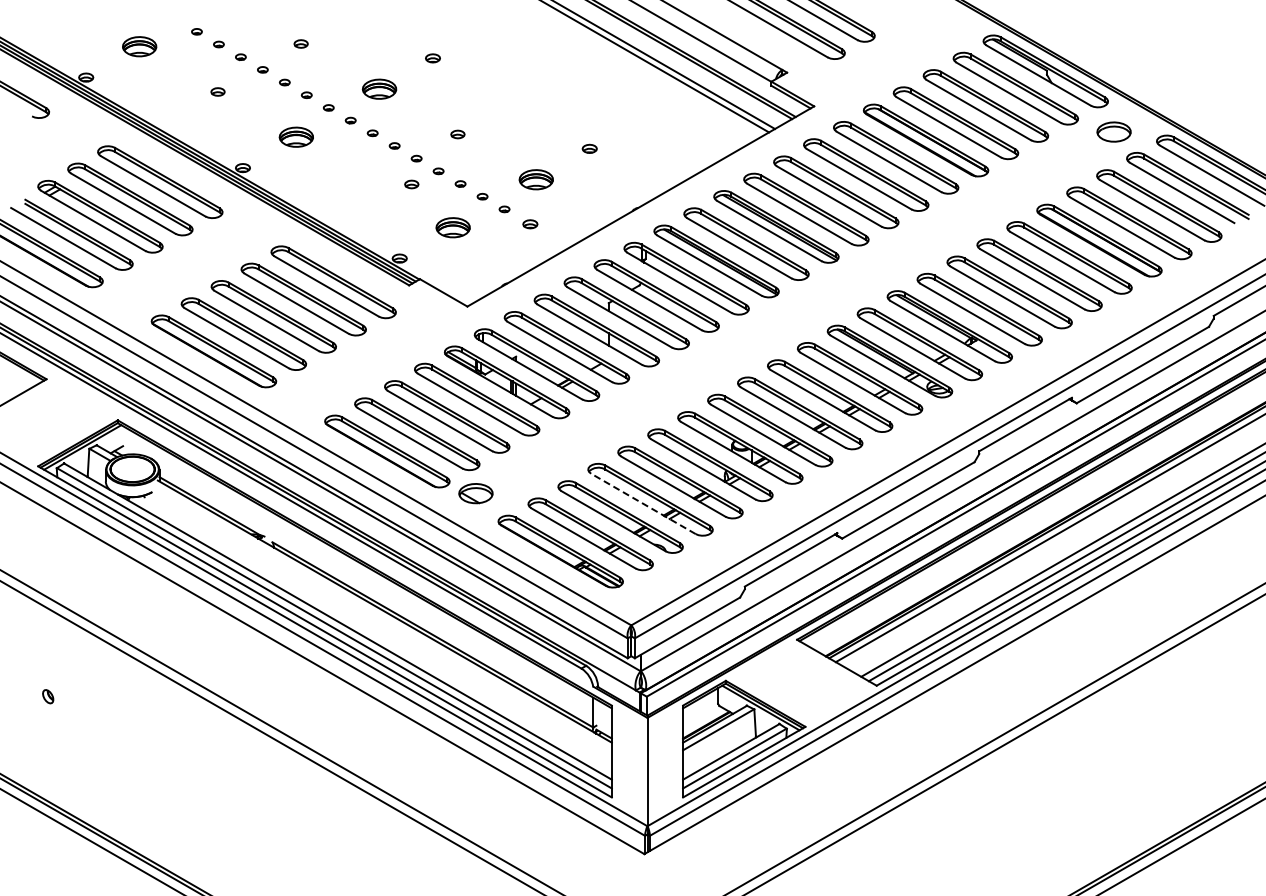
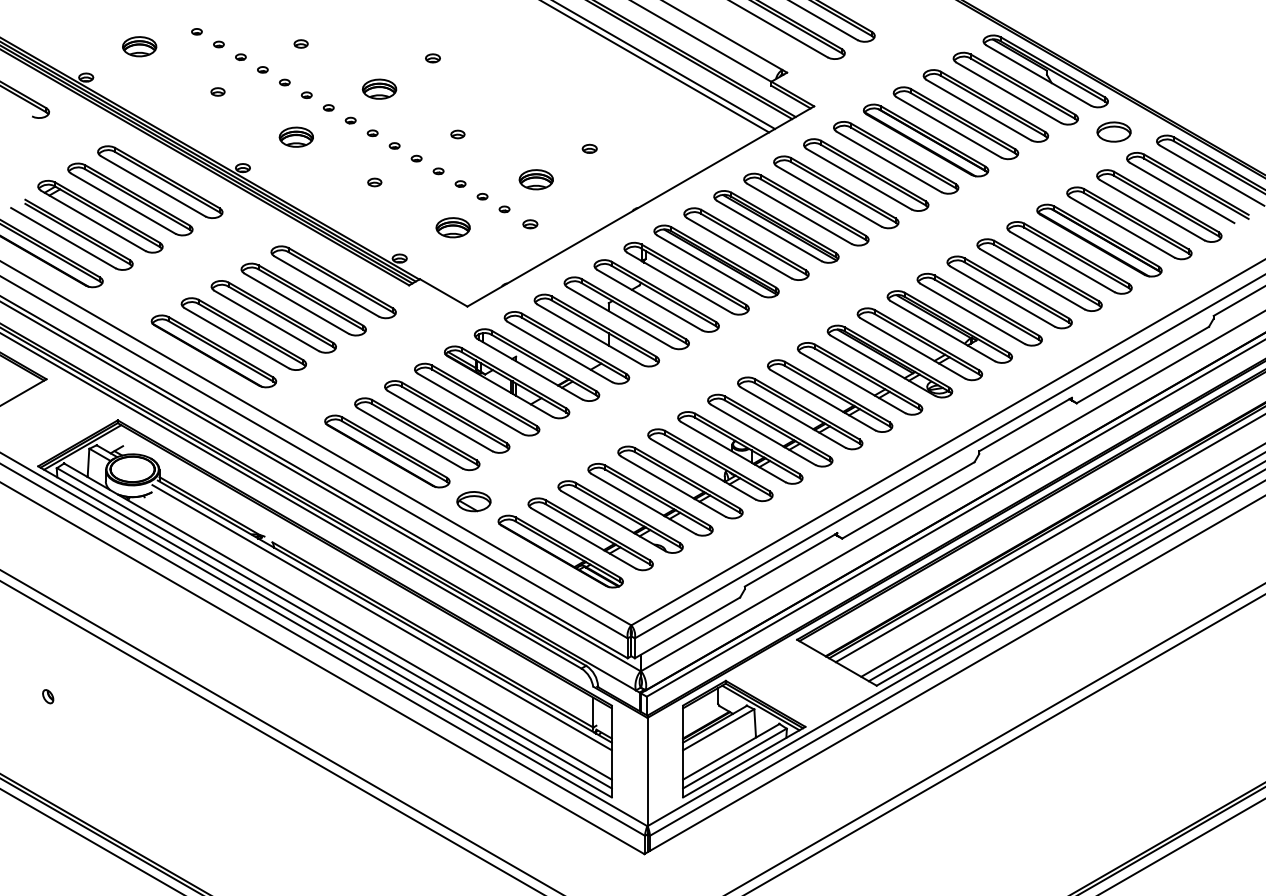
part position: (411, 184) -> (374, 182) (374, 182)
part position: (475, 493) -> (473, 501) (473, 501)
line: dashed -> solid (643, 503)
line: none -> present (381, 617)
